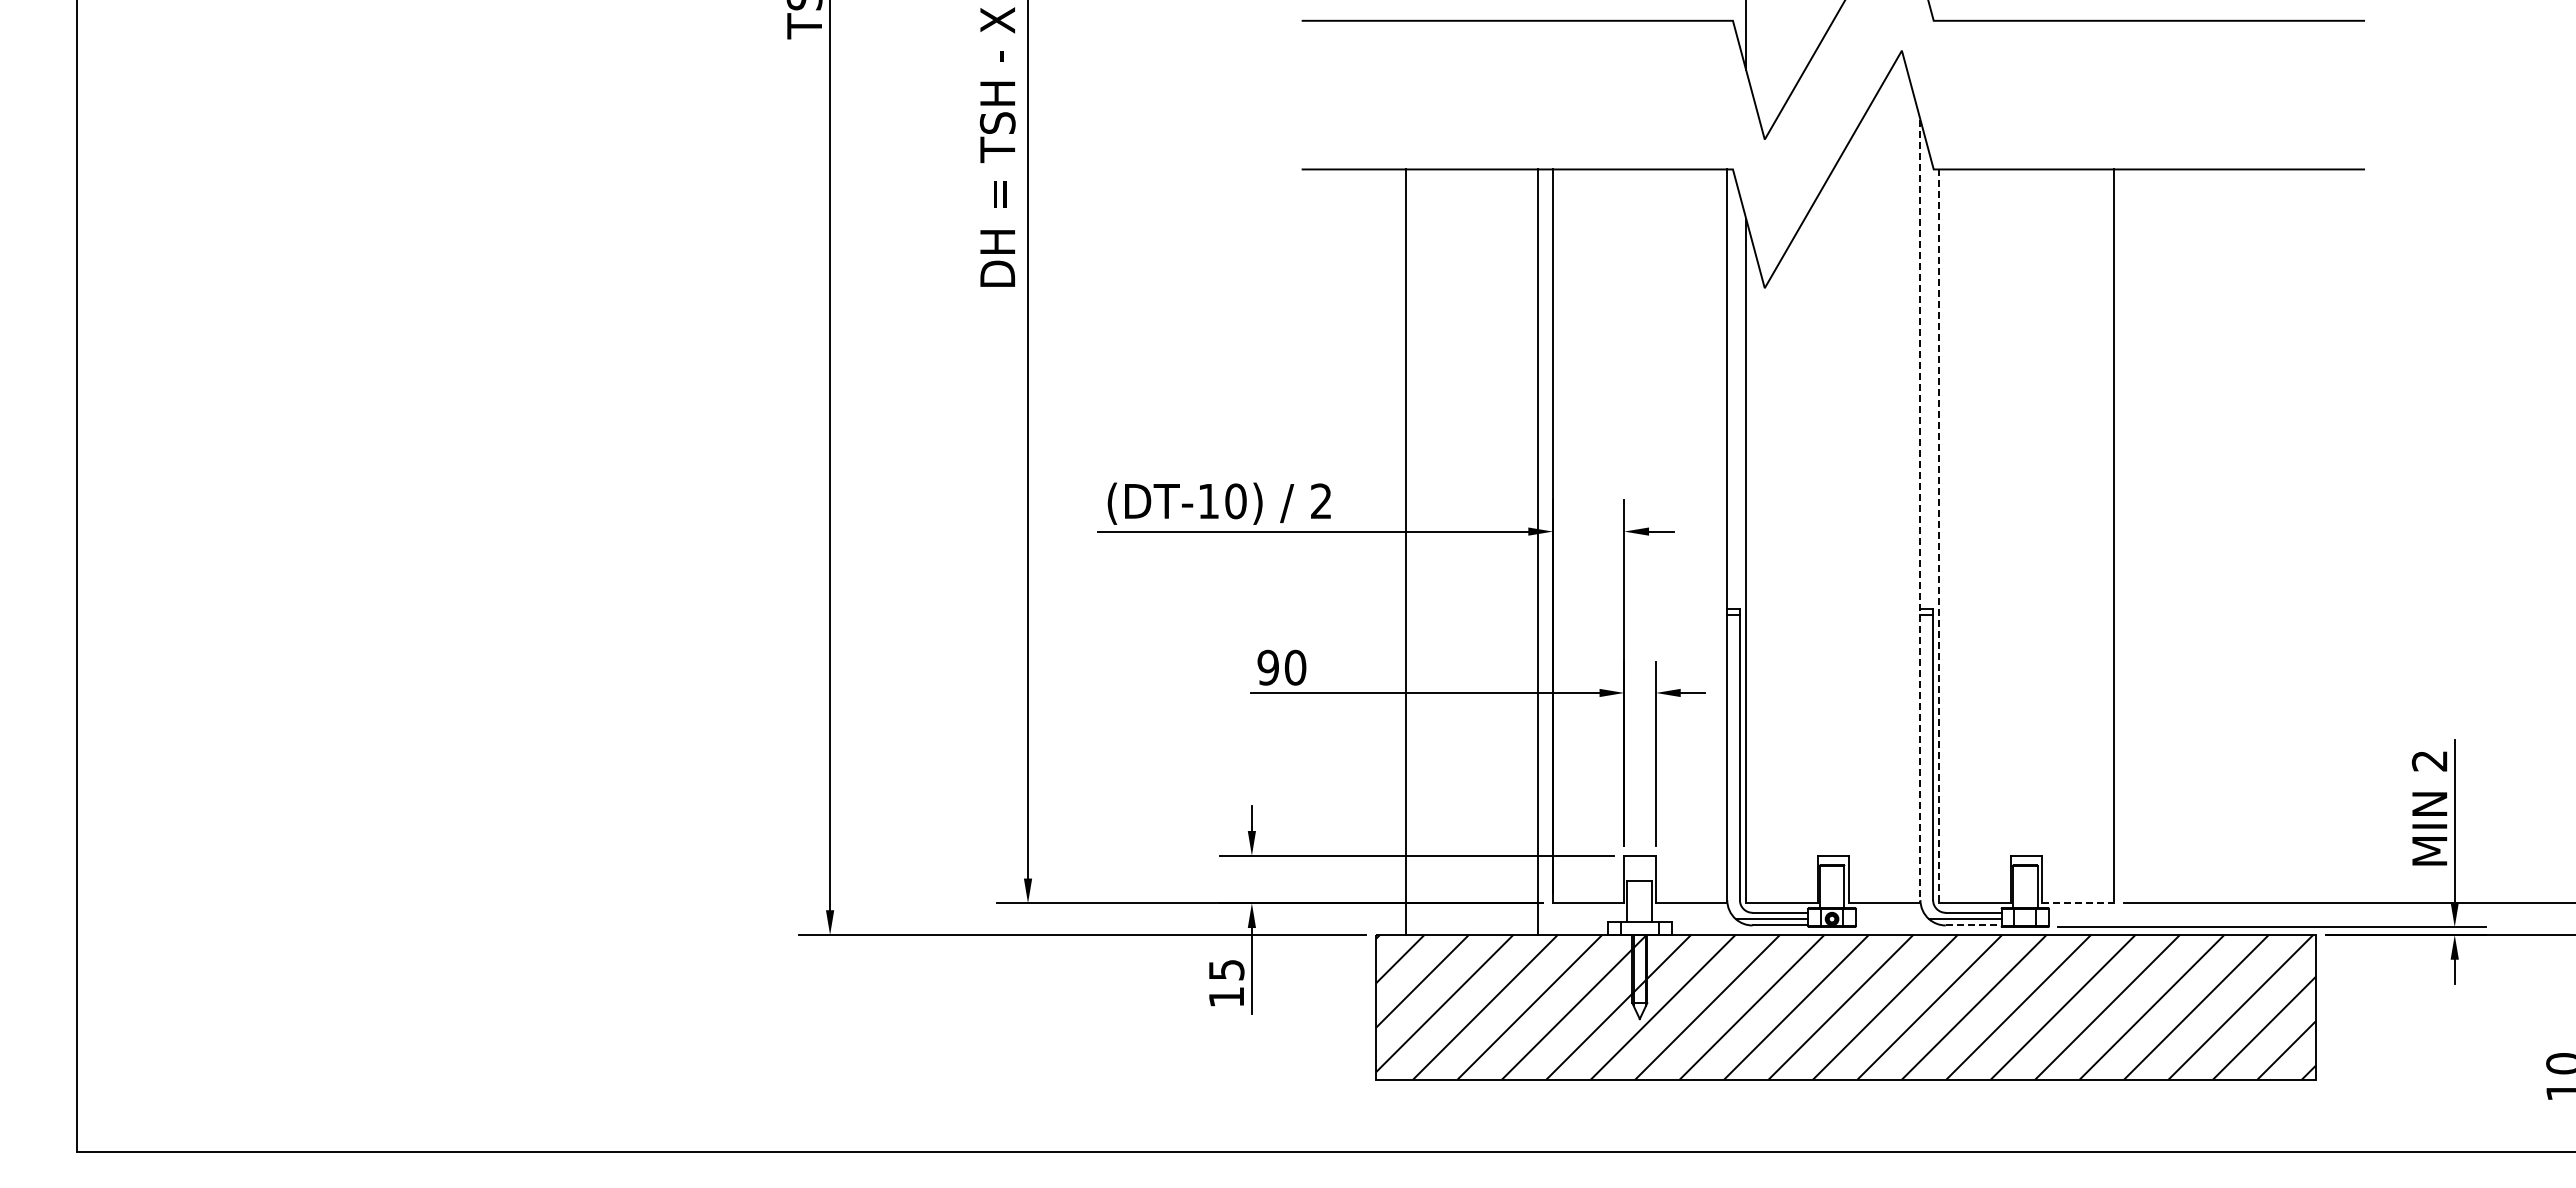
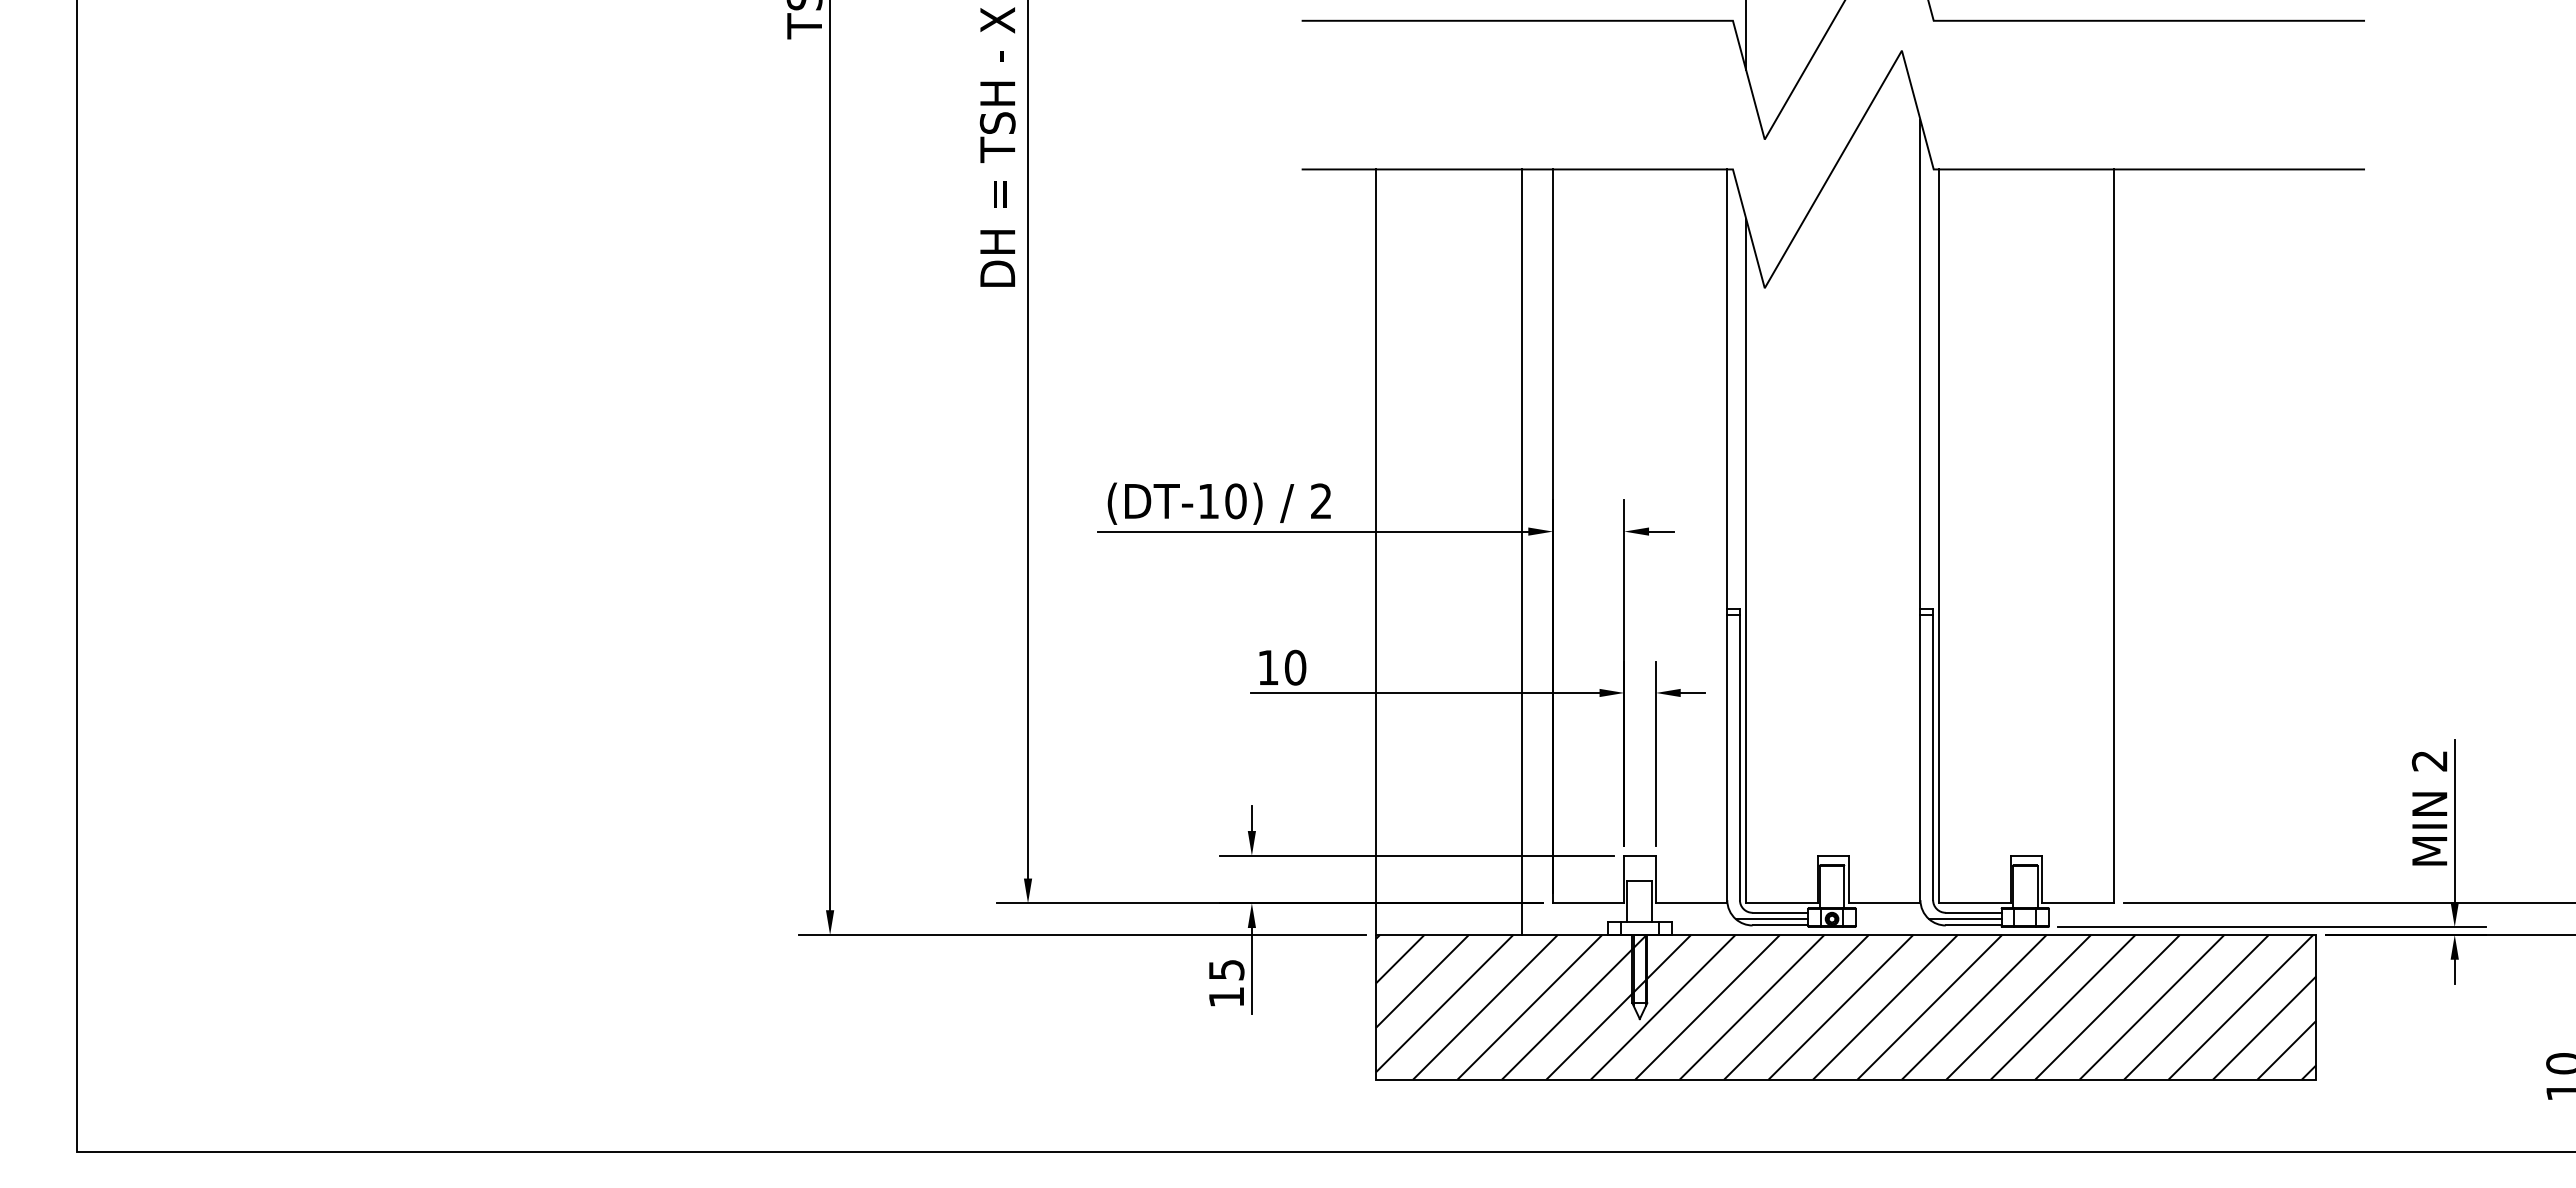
line: dashed -> solid (1920, 511)
line: dashed -> solid (1939, 536)
line position: (1406, 551) -> (1376, 551) (1376, 551)
line position: (1537, 551) -> (1521, 551) (1521, 551)
text: 90 -> 10 (1267, 667)
line: dashed -> solid (2078, 903)
line: dashed -> solid (1973, 925)
